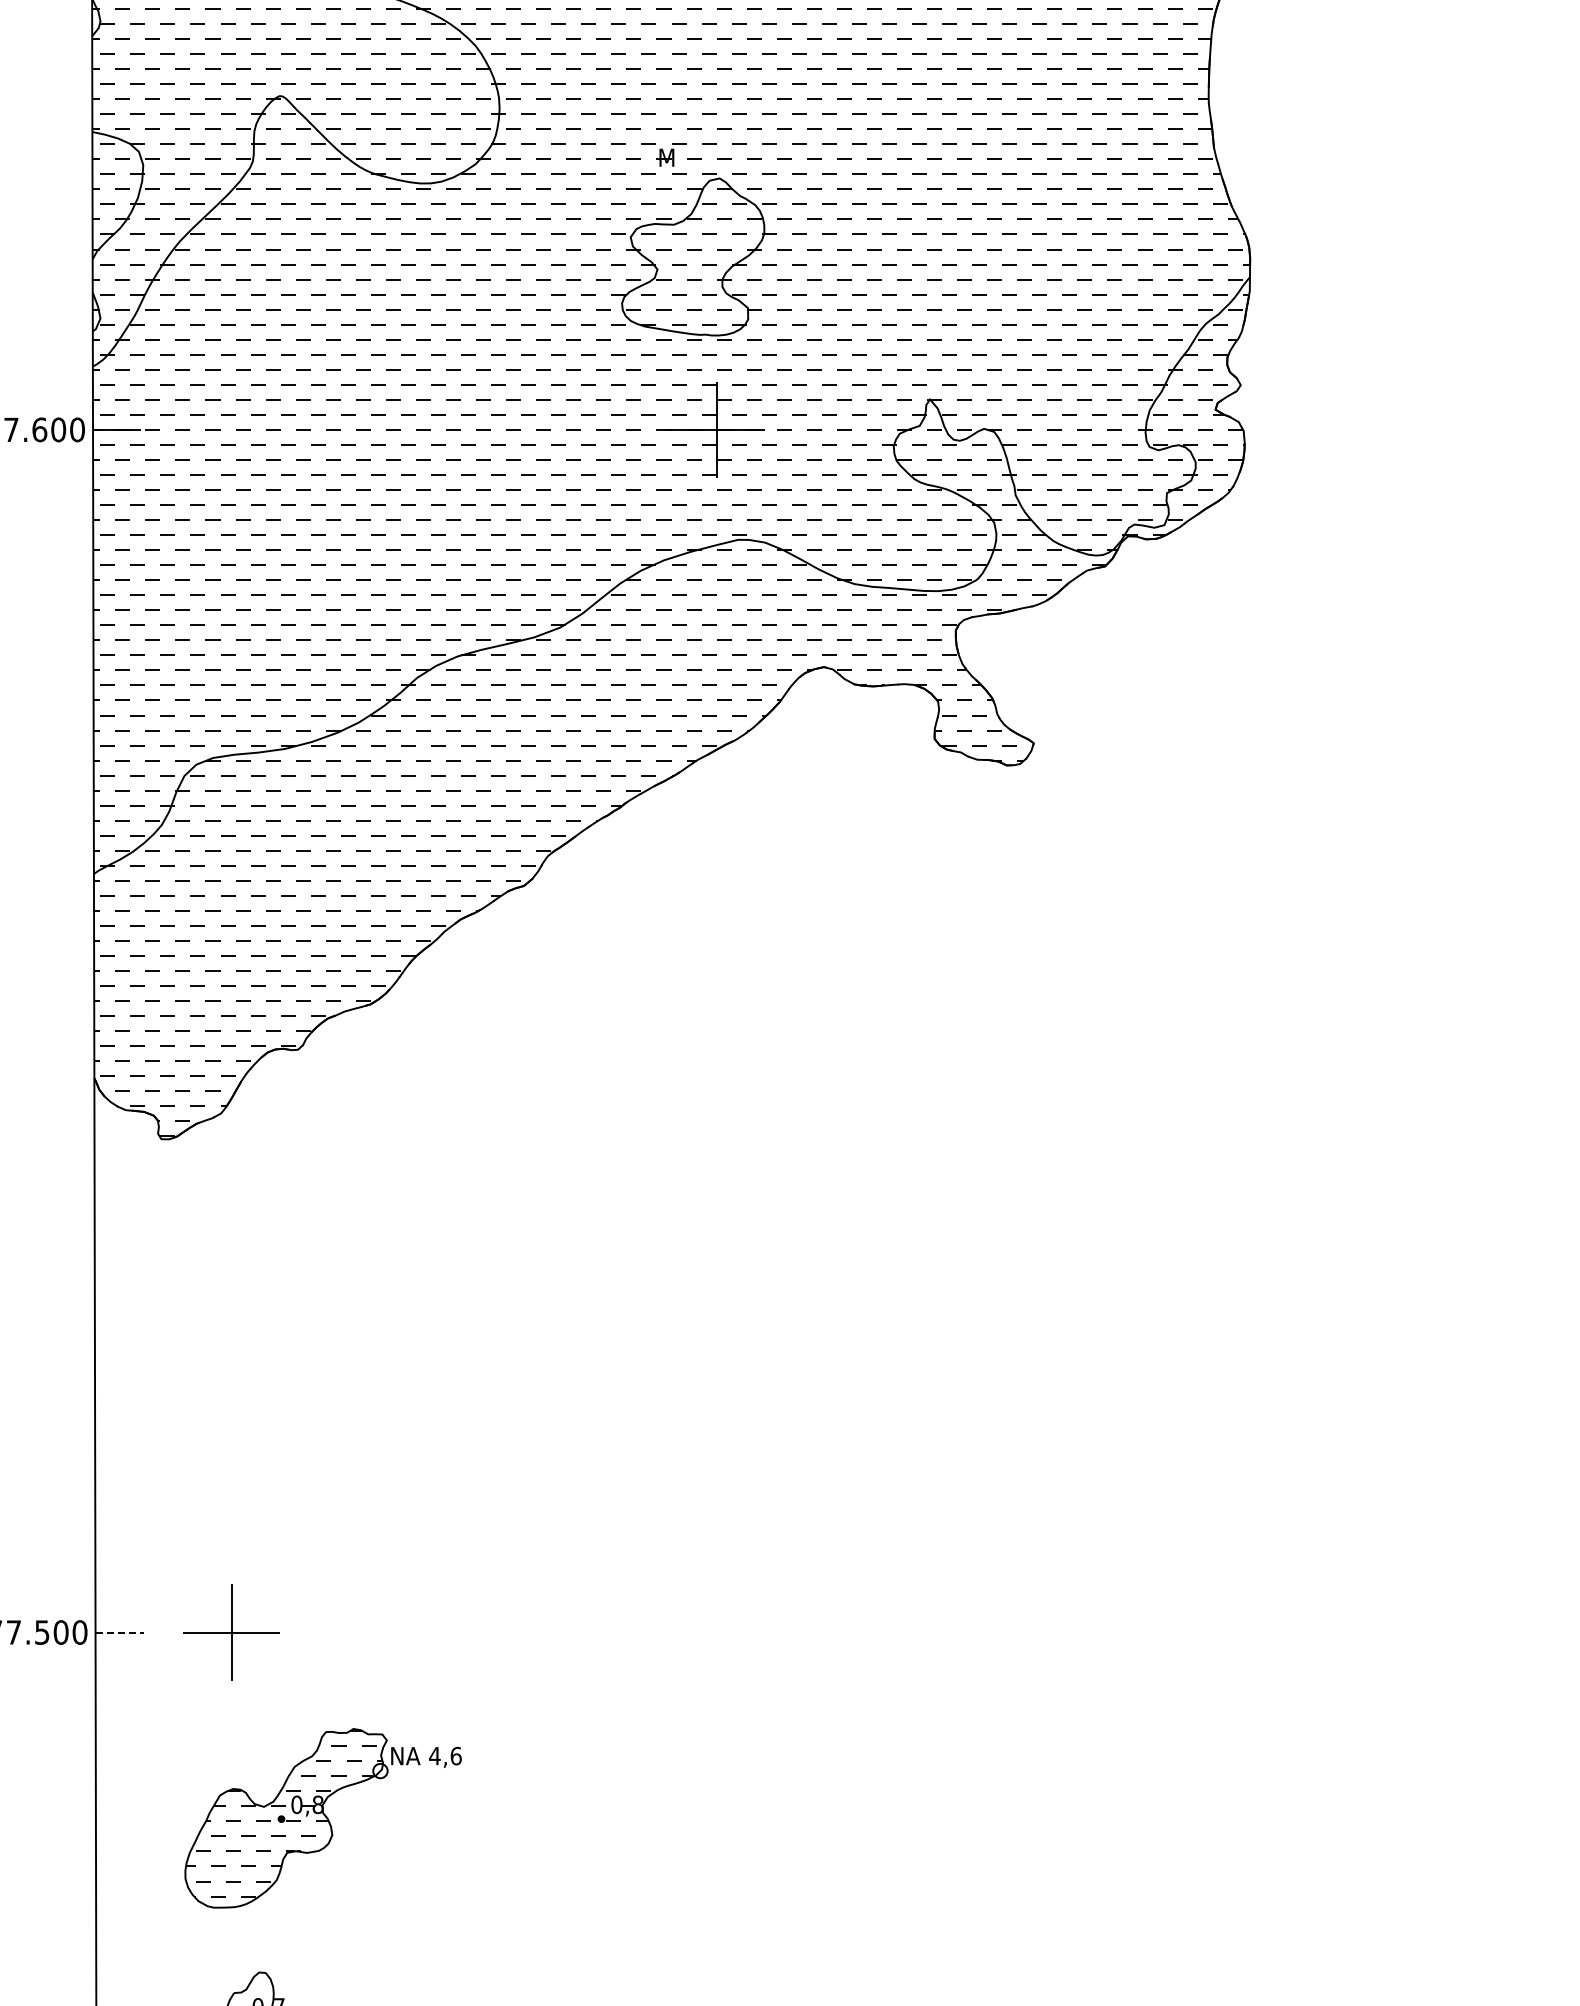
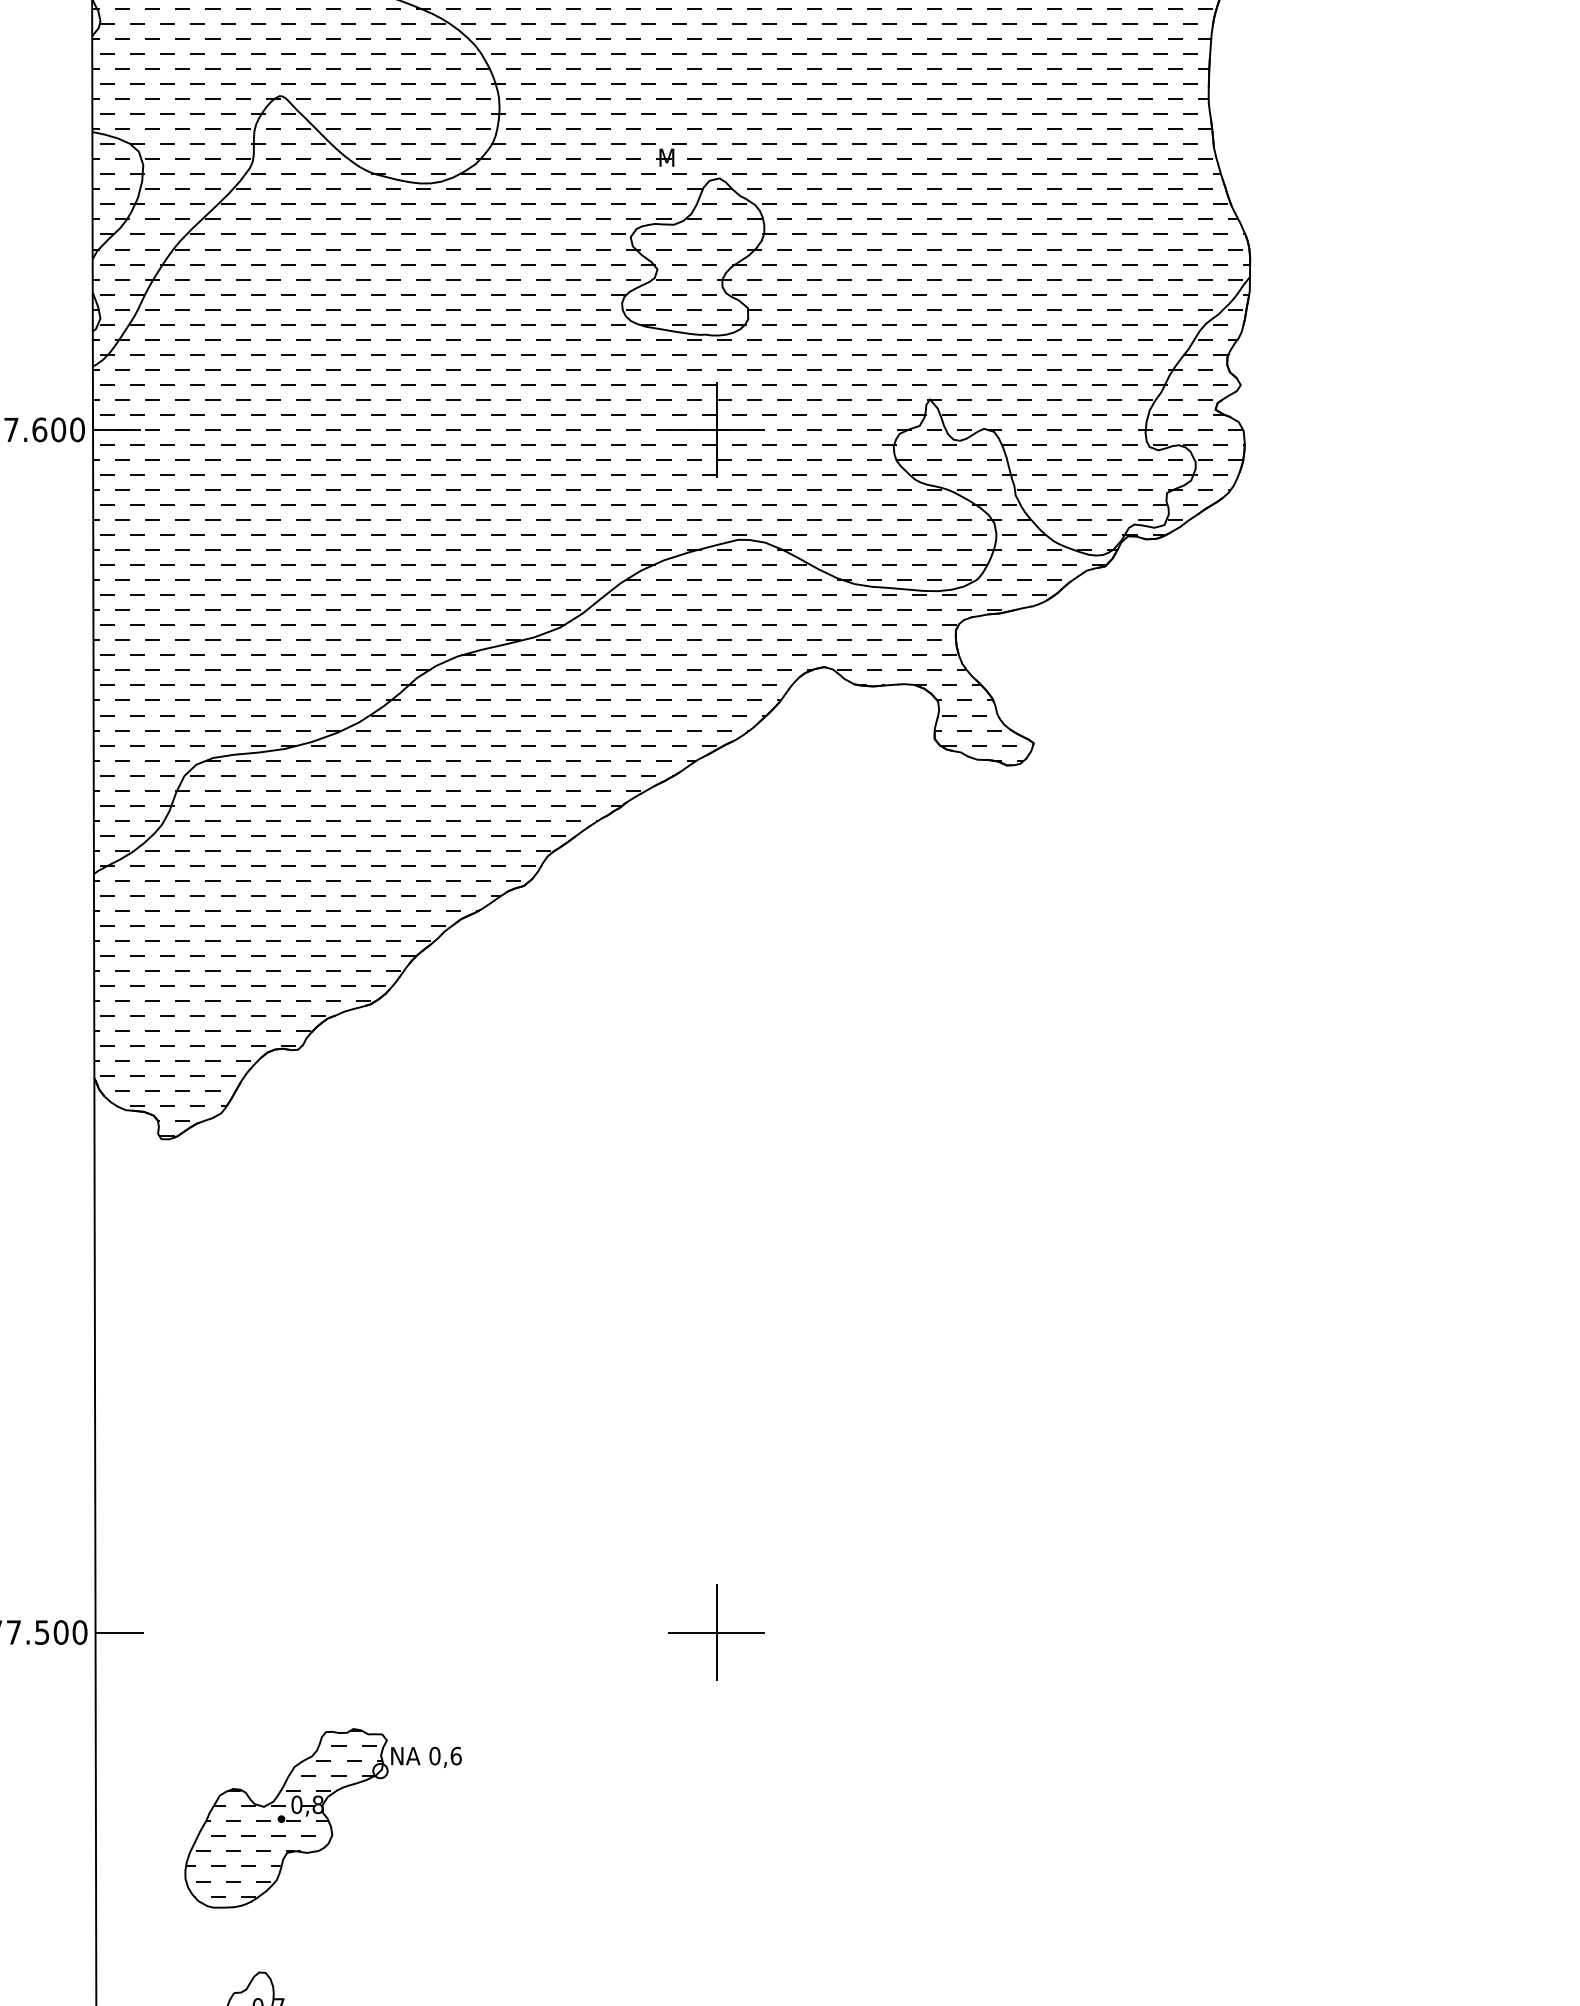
line: dashed -> solid (120, 1632)
part position: (231, 1632) -> (716, 1632) (716, 1632)
text: 4,6 -> 0,6 (434, 1755)
